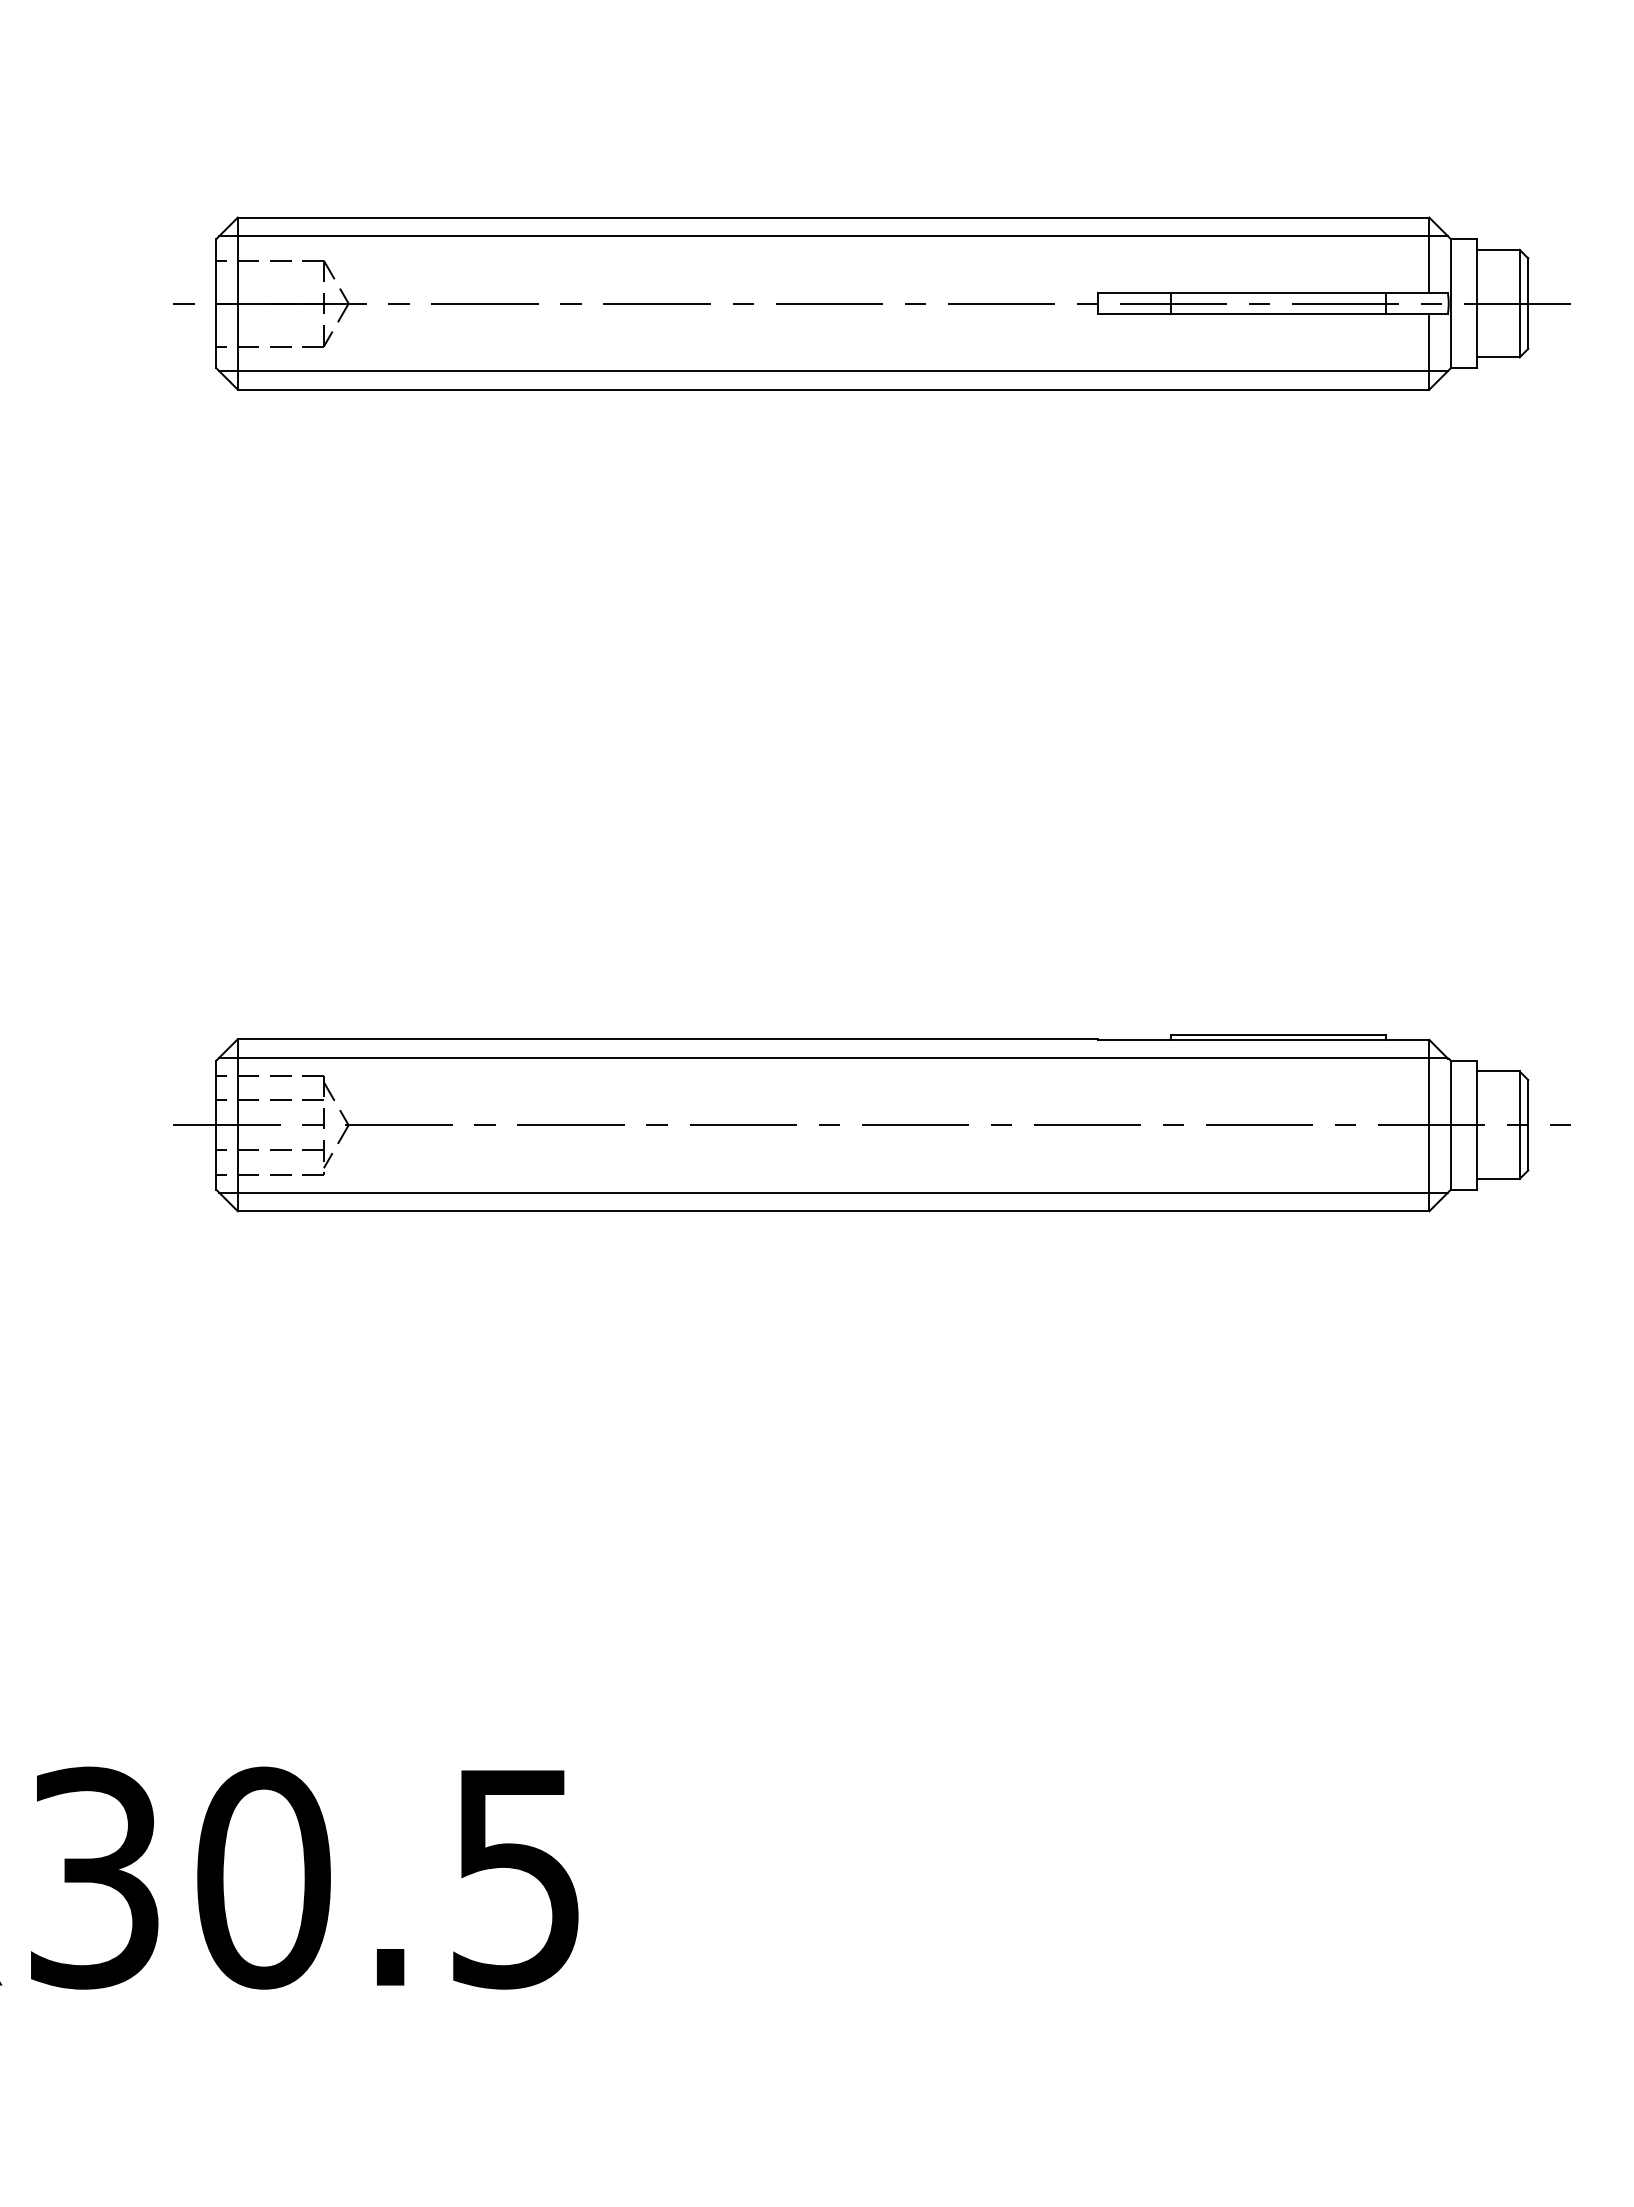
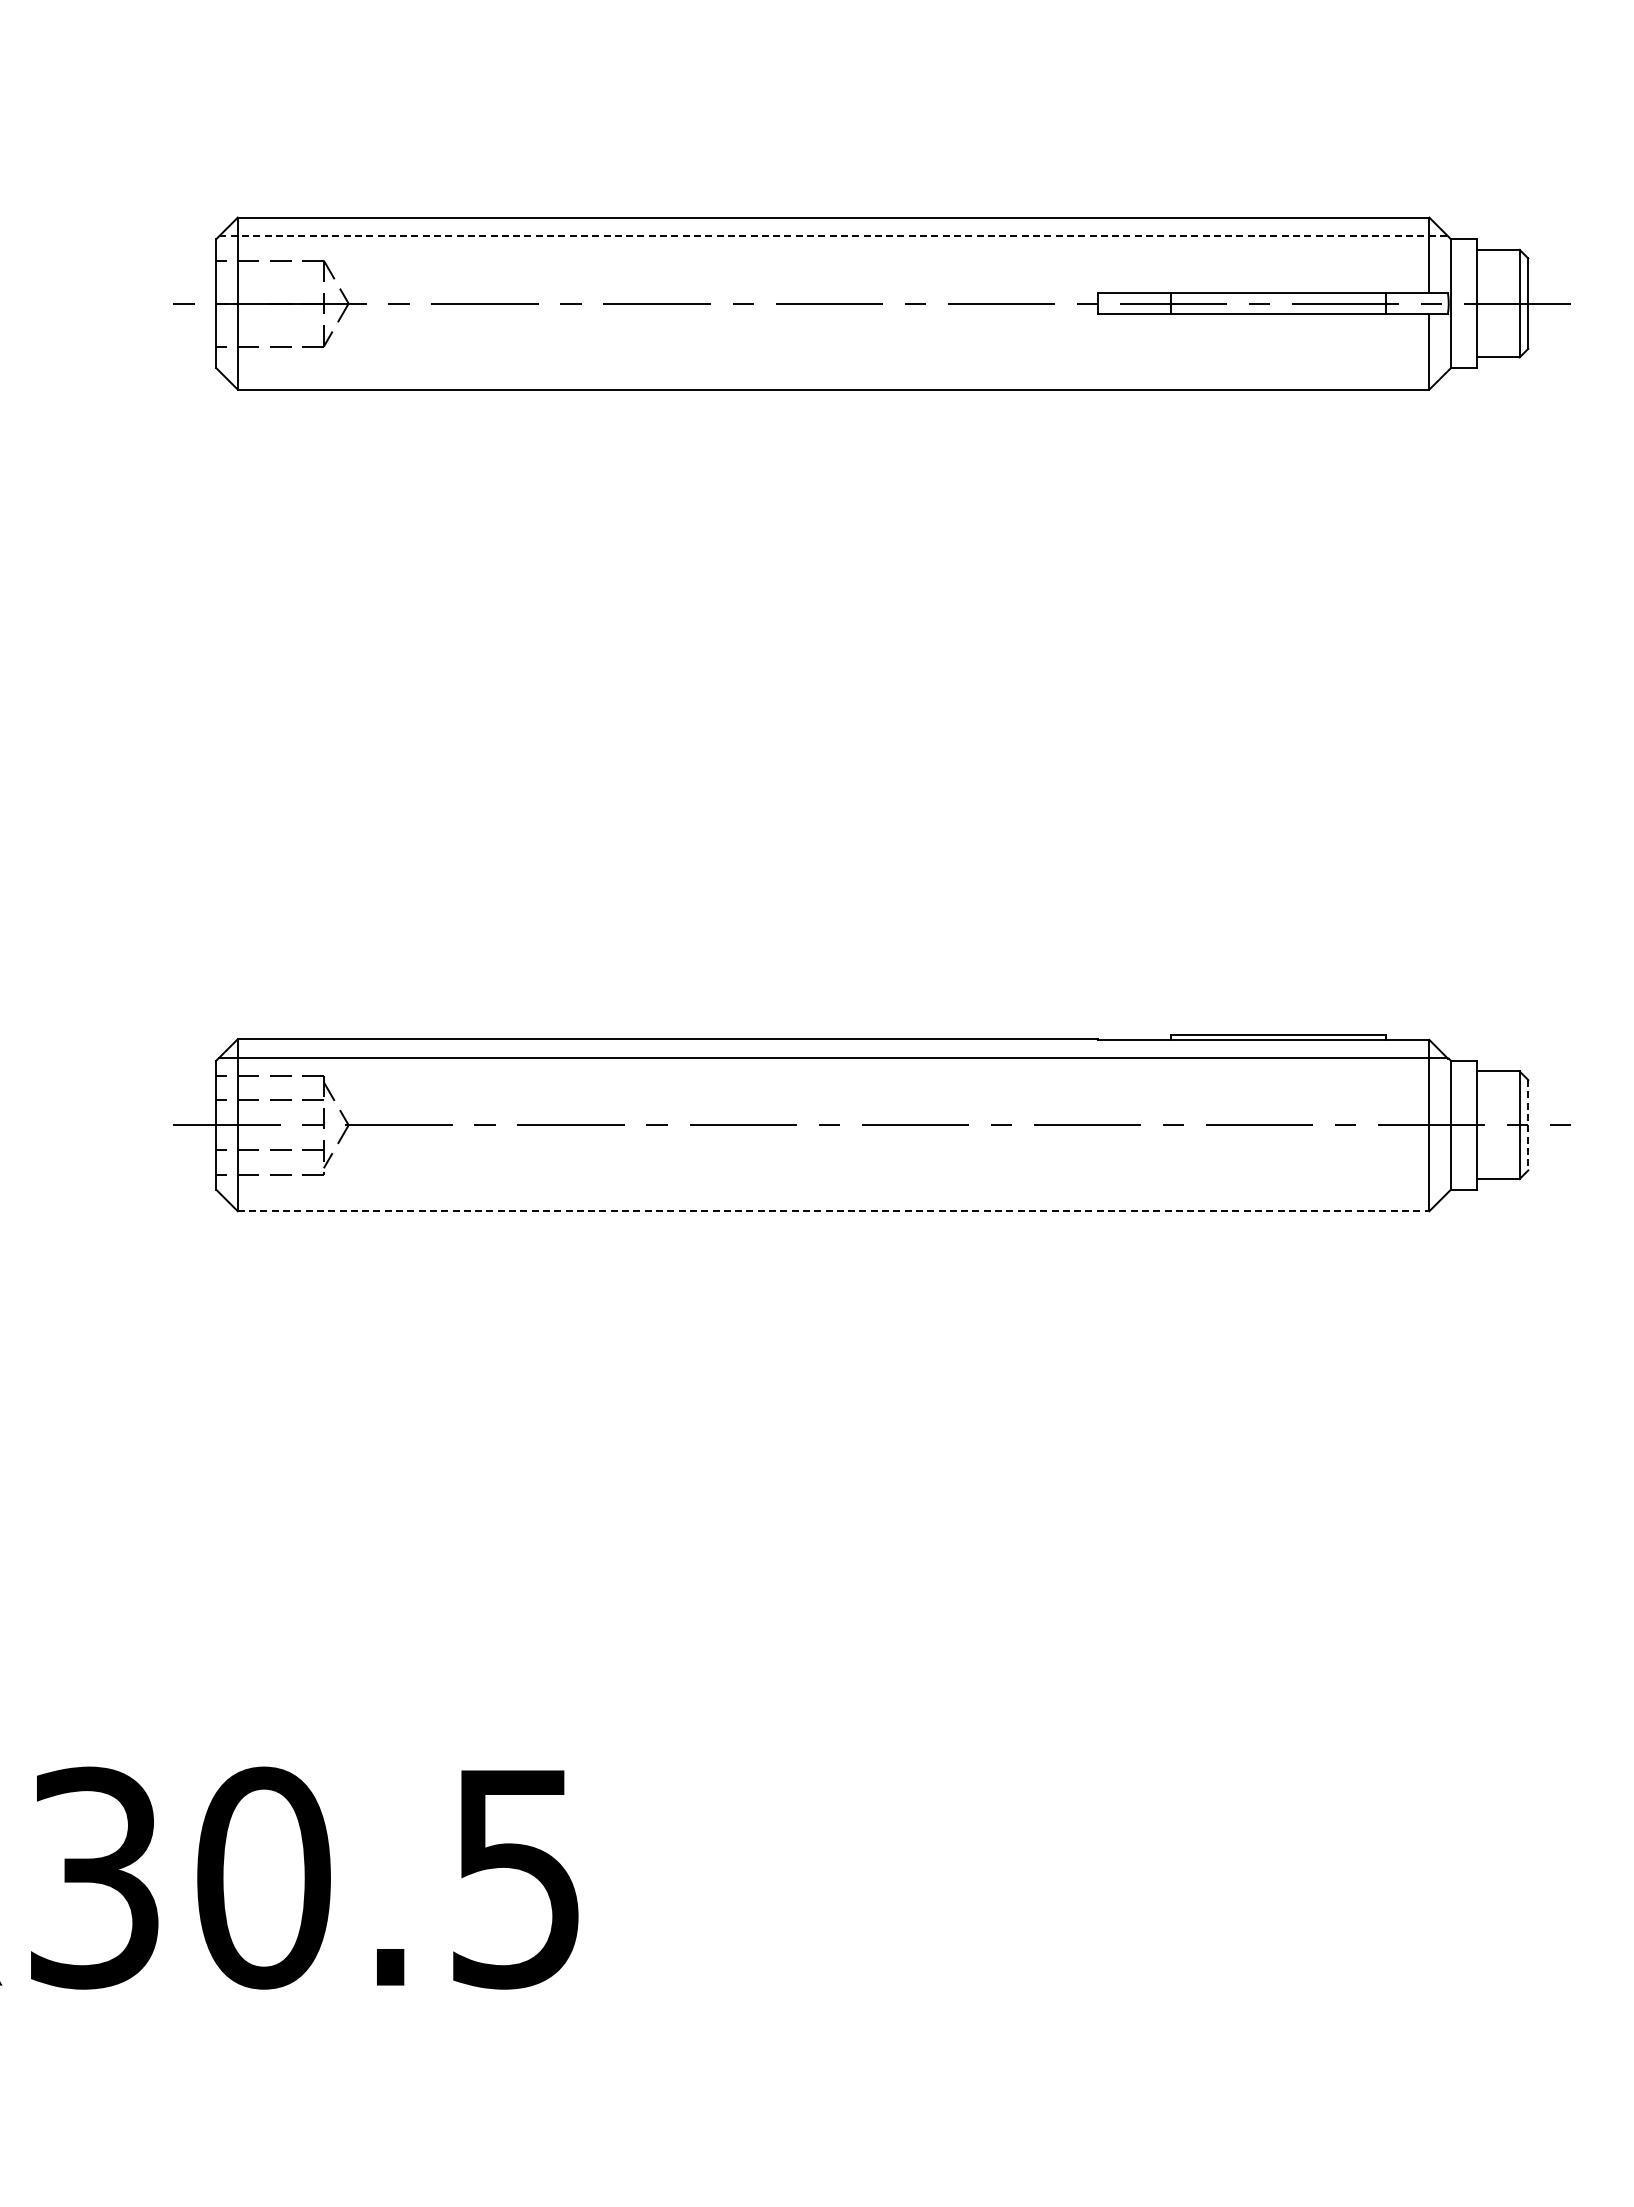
line: solid -> dashed (834, 236)
line: present -> none (833, 371)
line: solid -> dashed (1528, 1125)
line: present -> none (833, 1192)
line: solid -> dashed (833, 1211)
